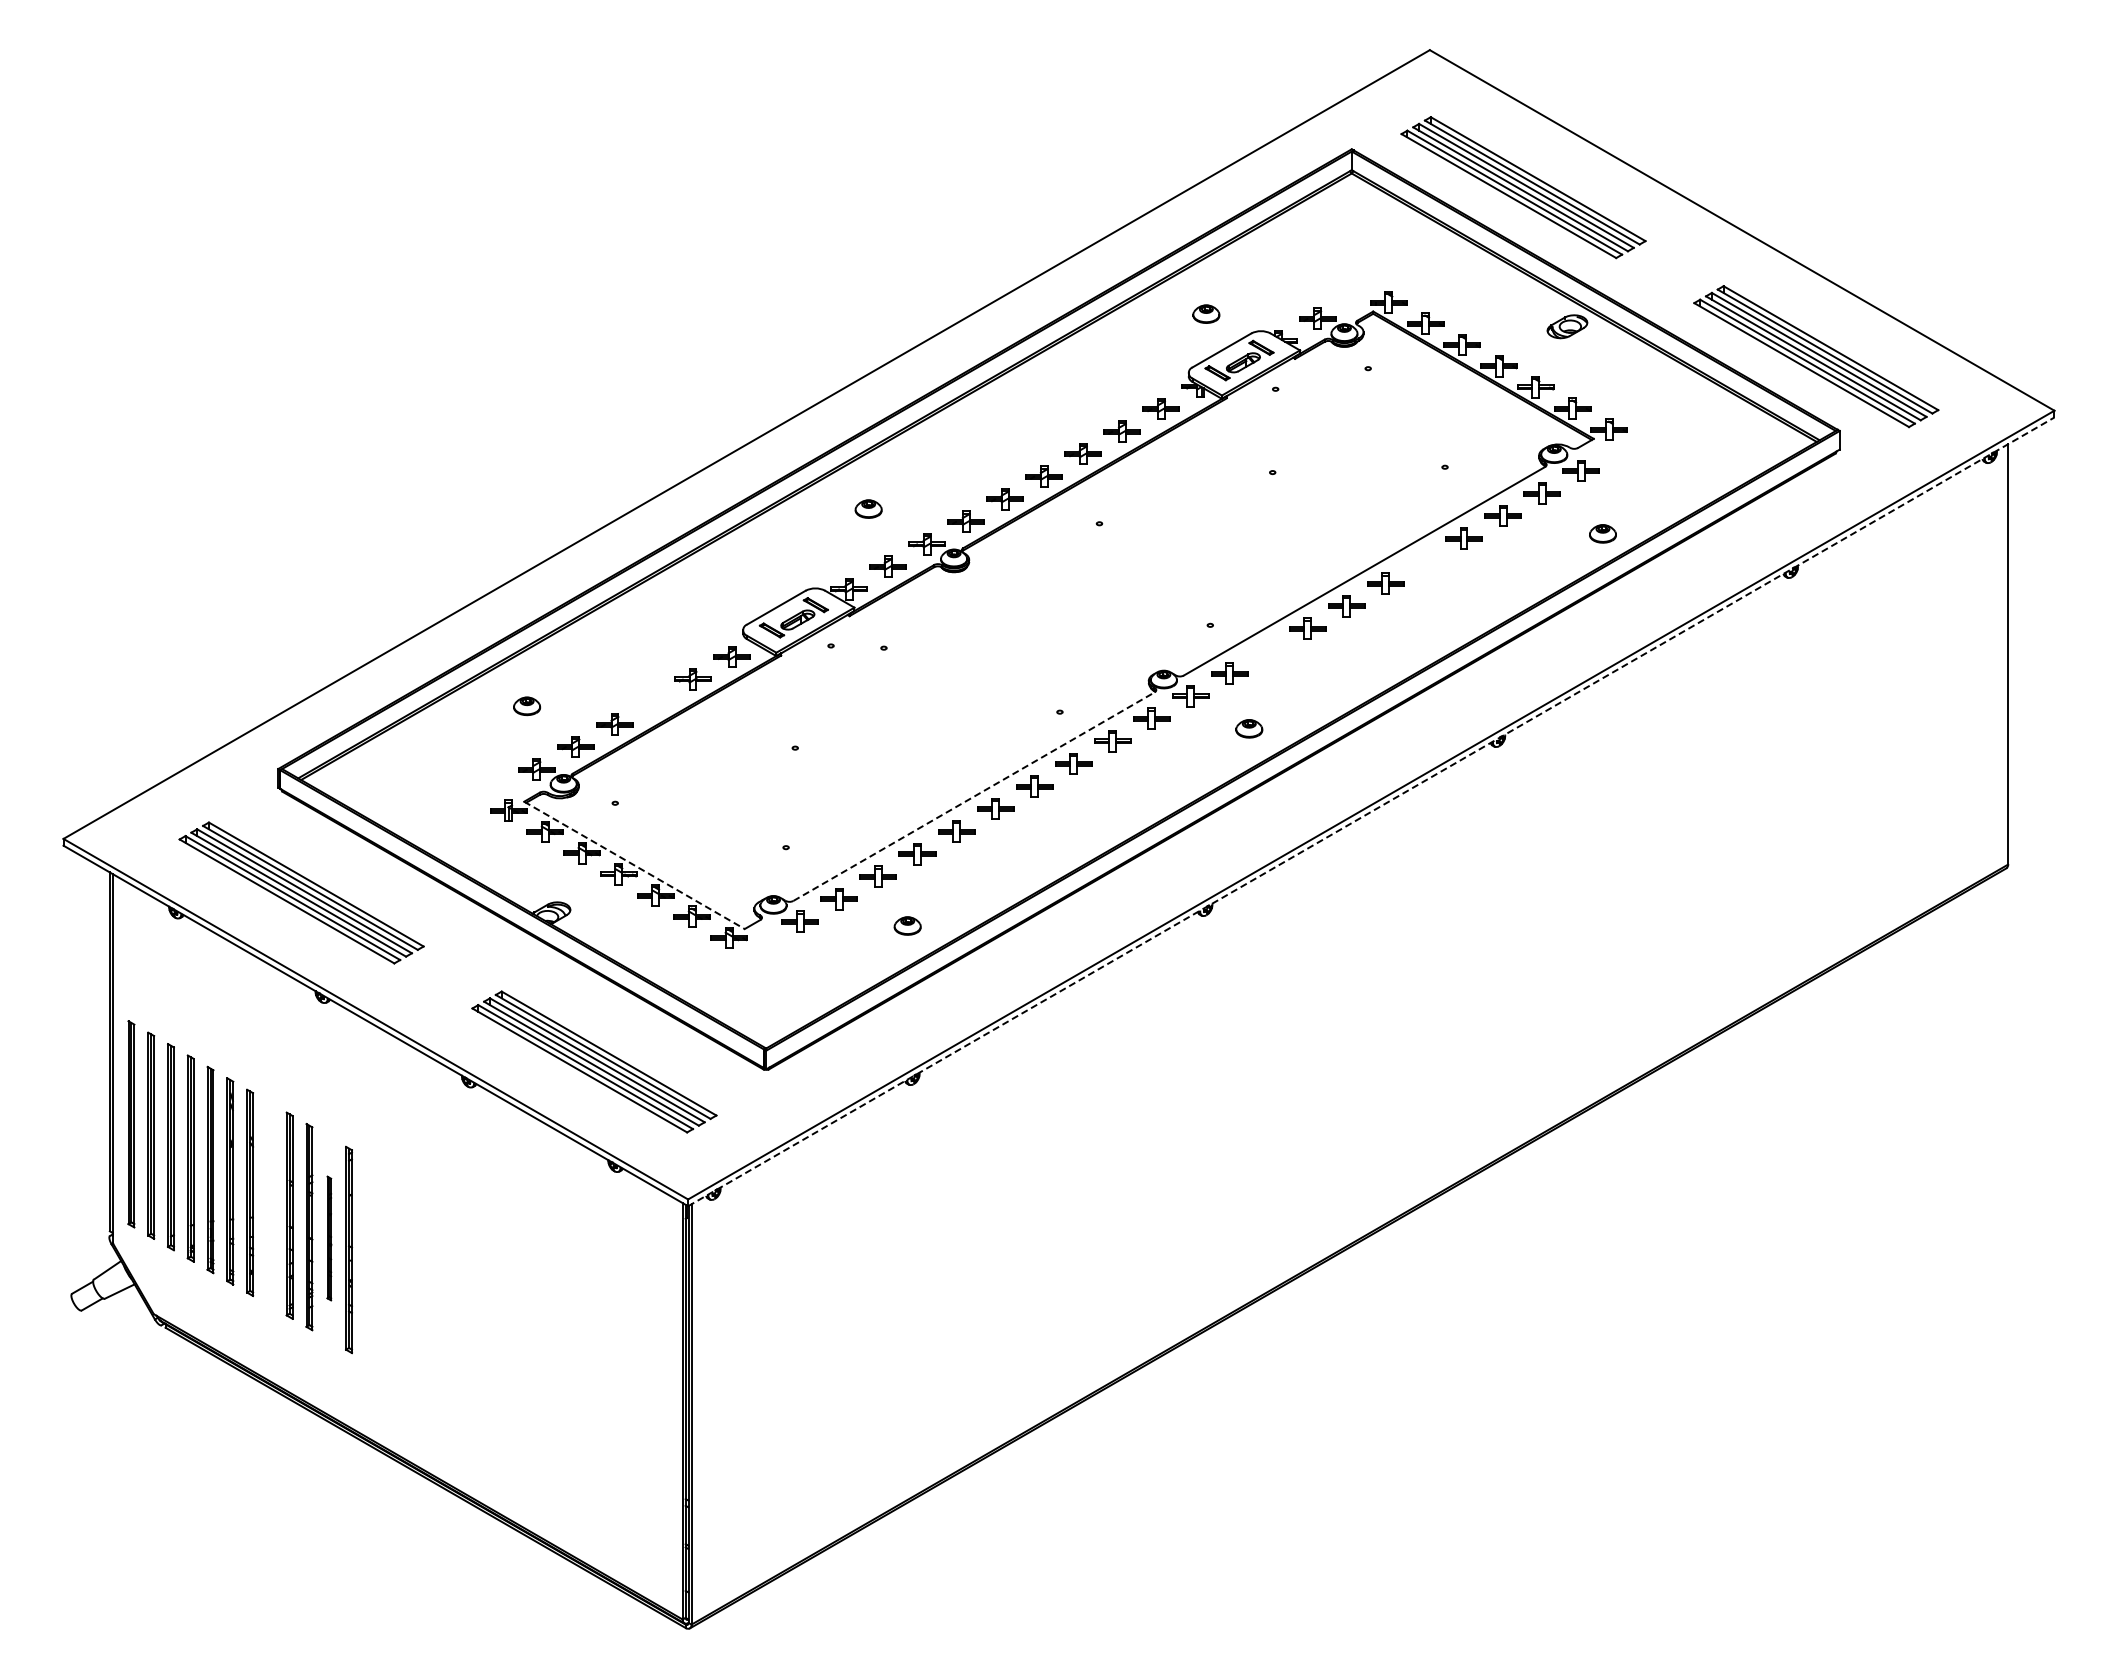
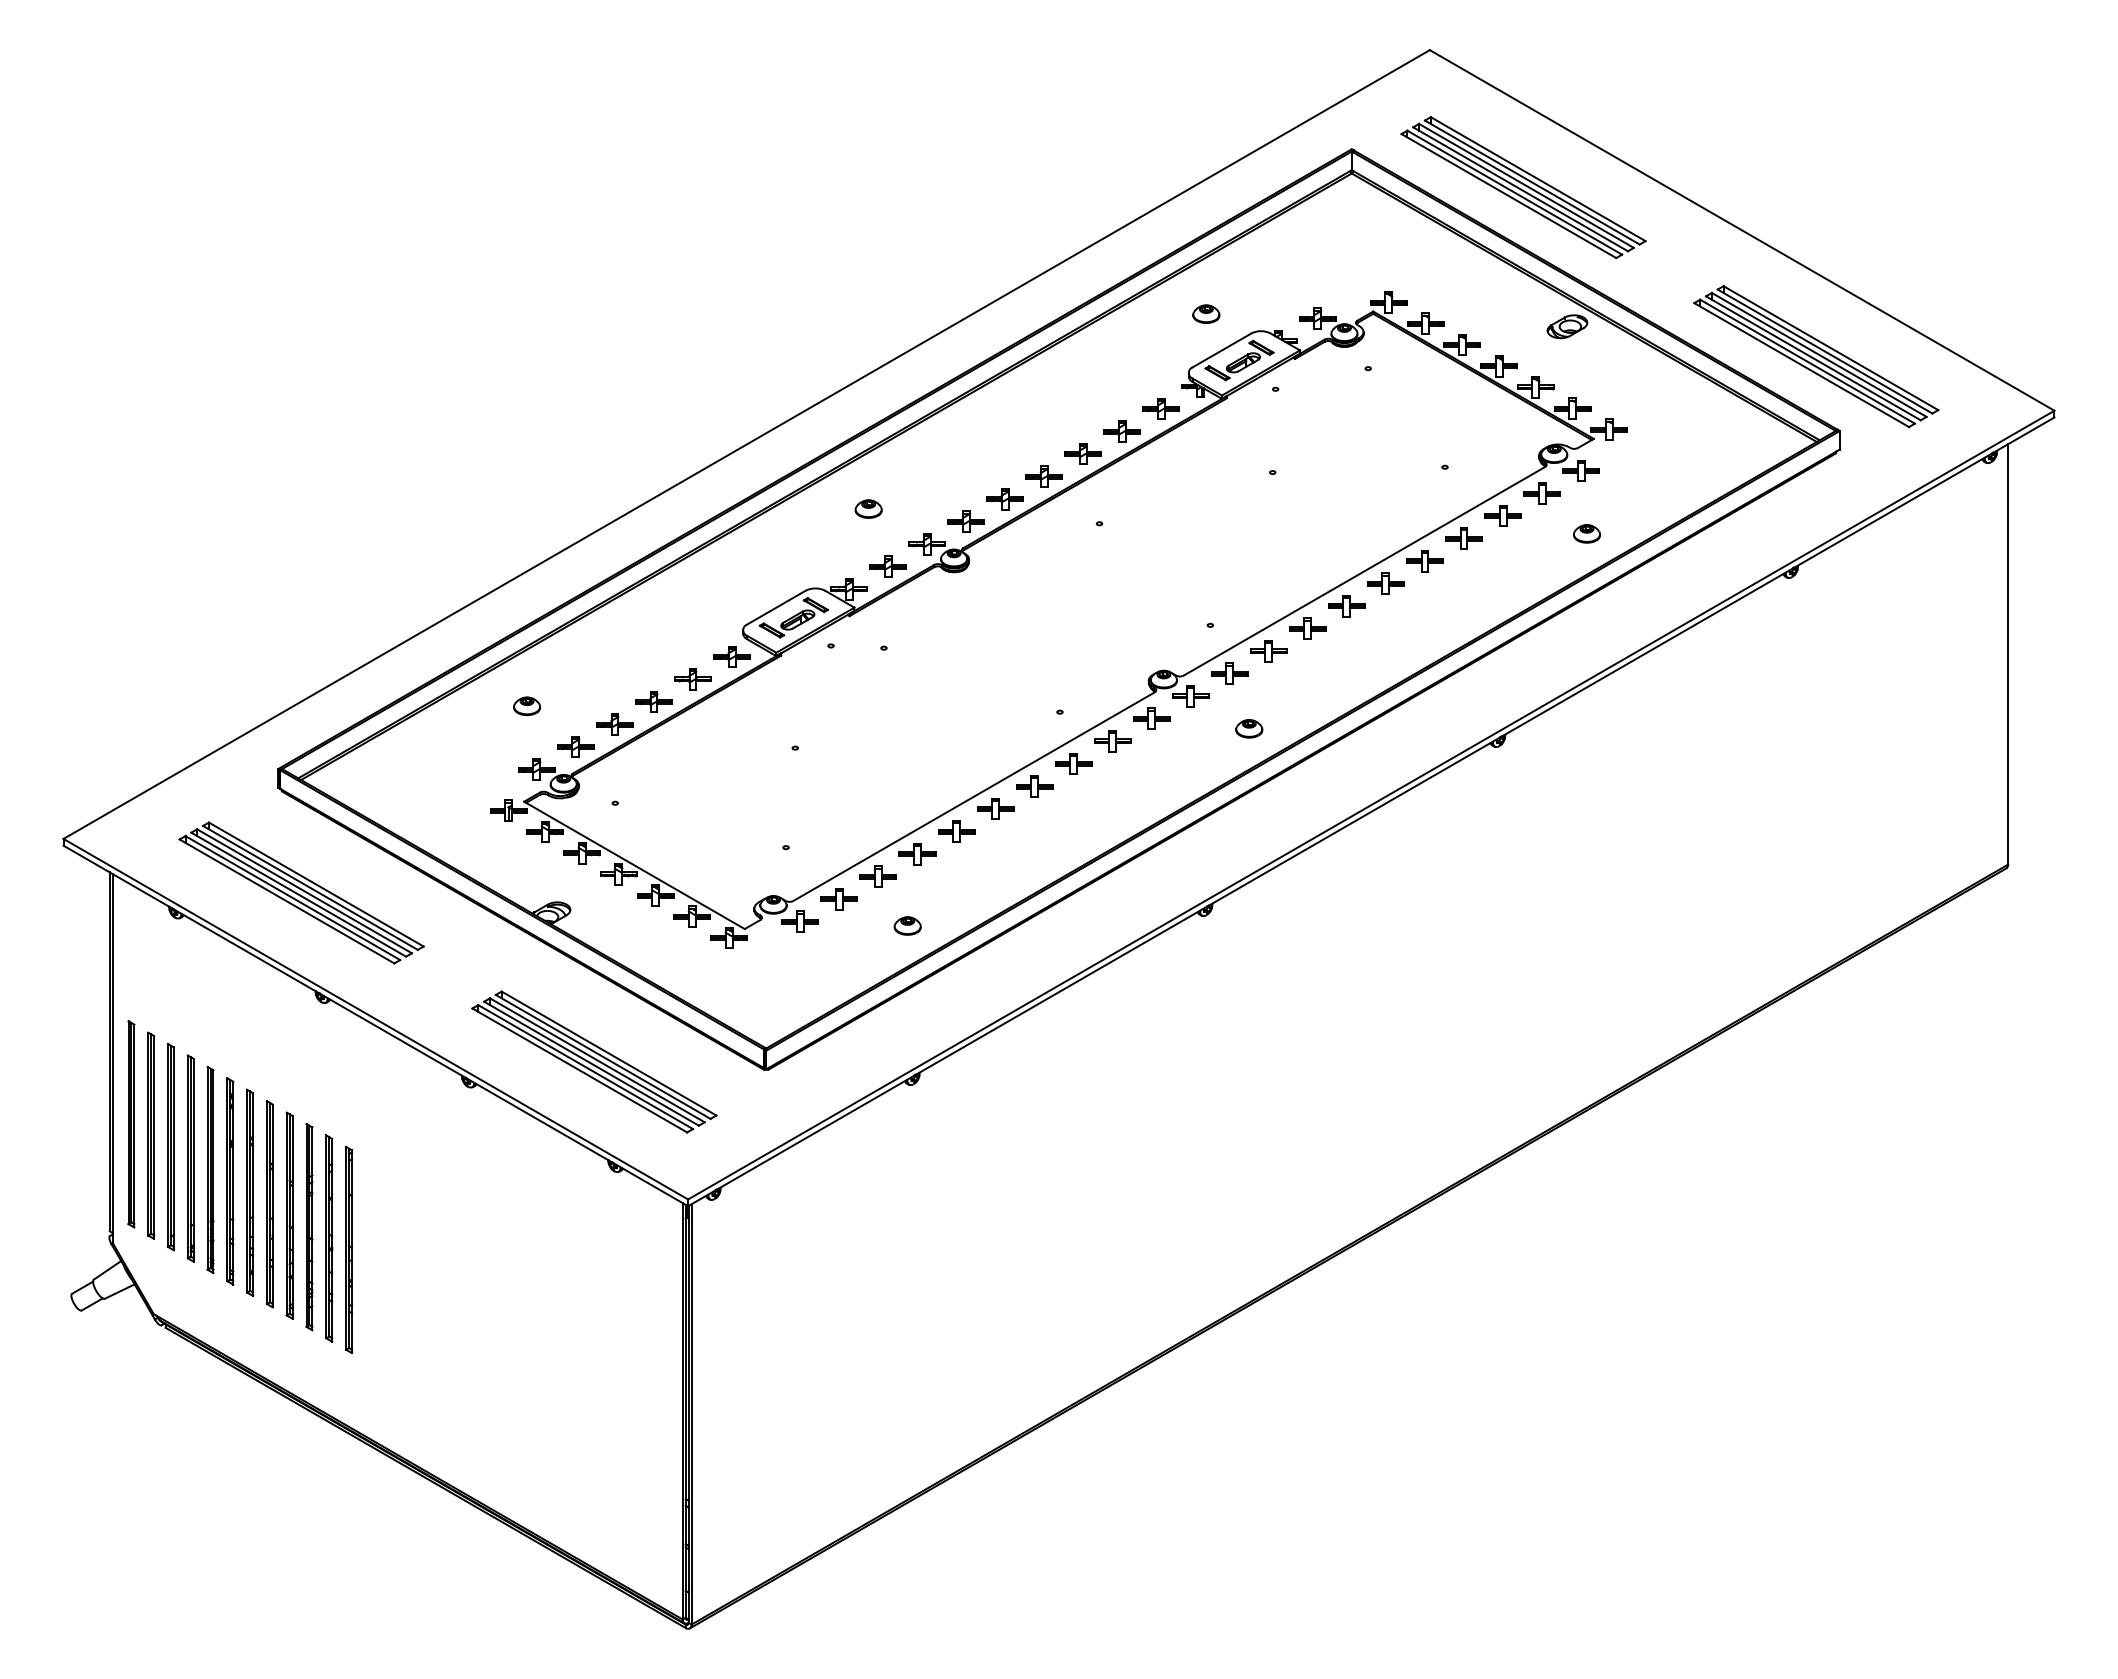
part position: (1602, 533) -> (1586, 533) (1586, 533)
part: none -> present (1424, 561)
part: none -> present (1268, 651)
part: none -> present (653, 701)
line: dashed -> solid (974, 796)
line: dashed -> solid (1371, 811)
line: dashed -> solid (634, 865)
part: none -> present (269, 1204)
part size: 7x127 px -> 9x209 px (329, 1238)
